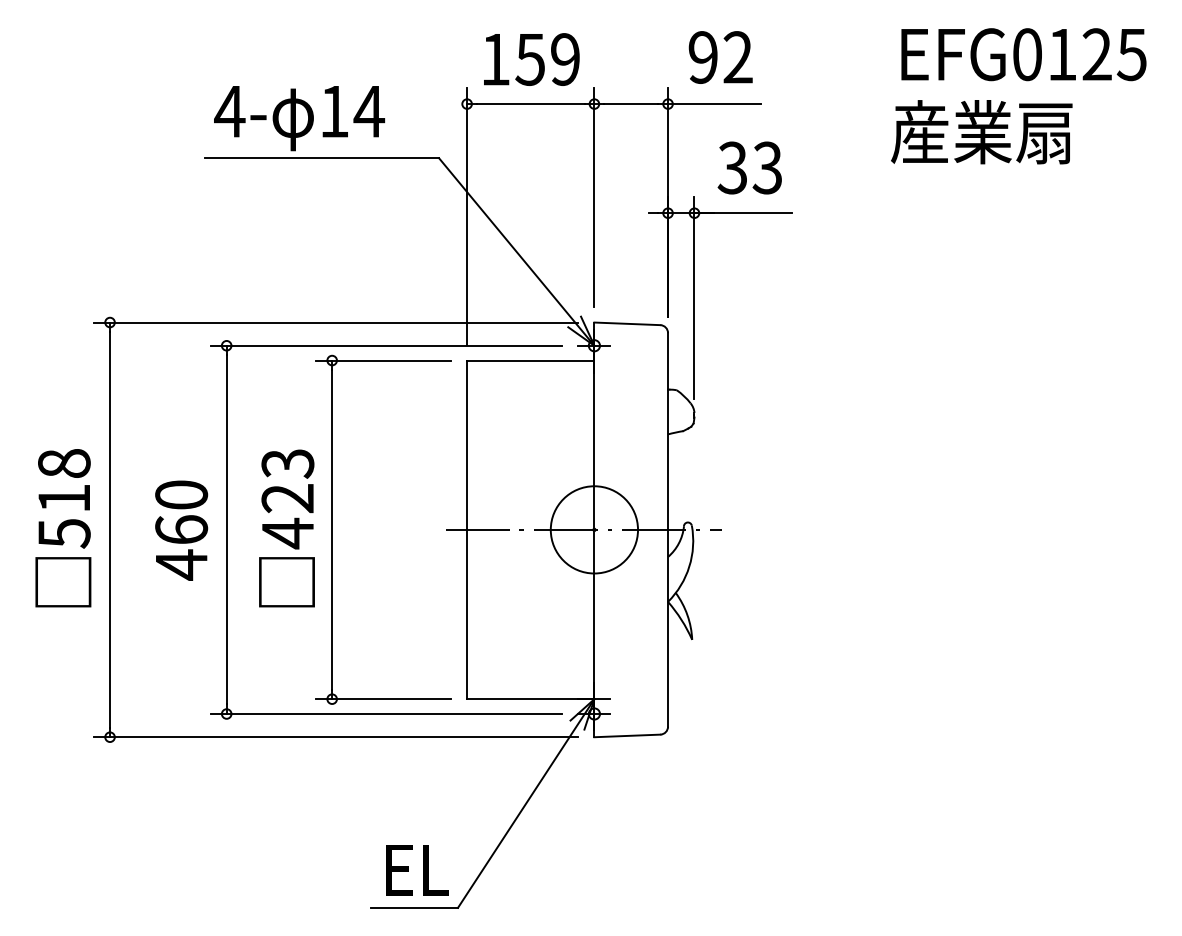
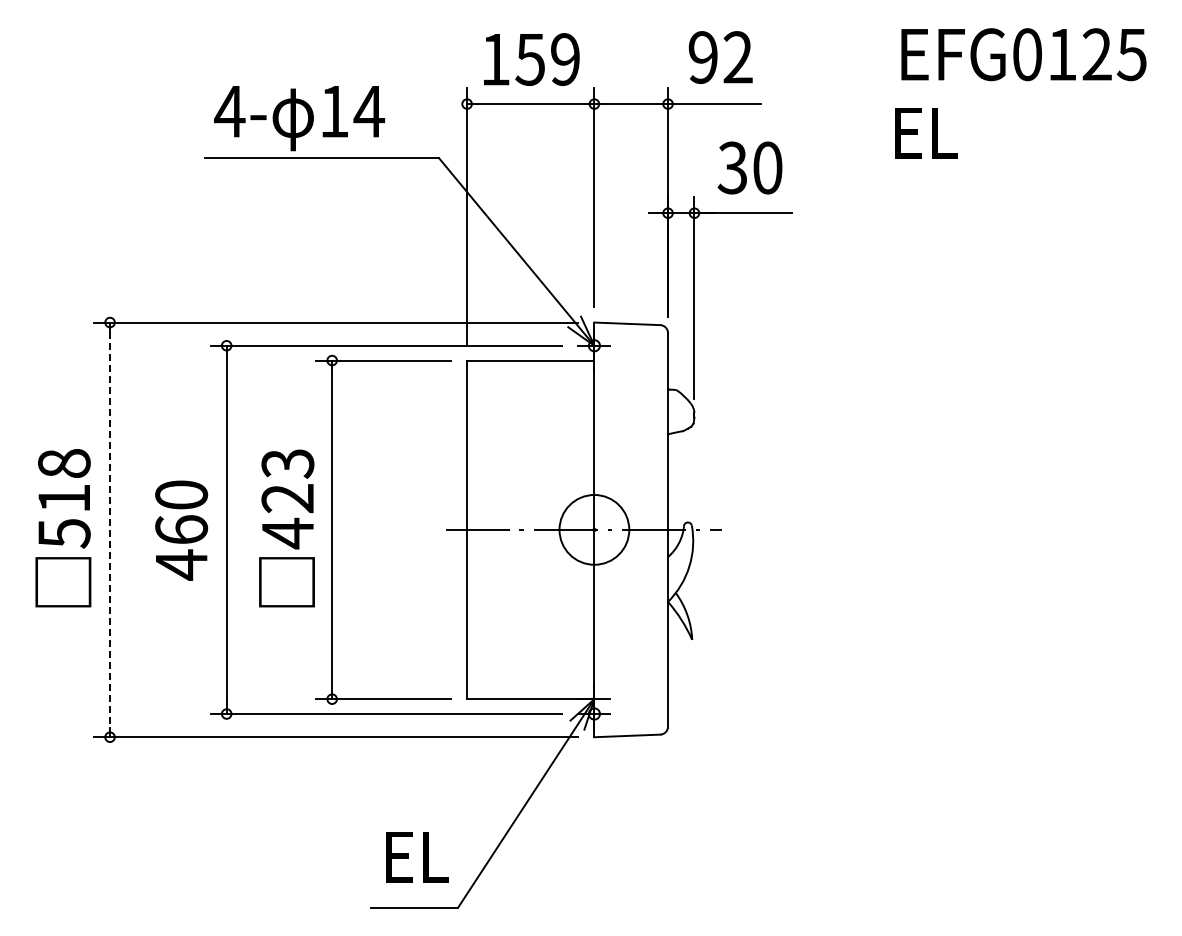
text: 産業扇 -> EL (981, 132)
text: 33 -> 30 (767, 167)
line: solid -> dashed (110, 529)
circle diameter: 87 px -> 70 px (594, 529)
text position: (417, 870) -> (417, 857) (417, 857)
